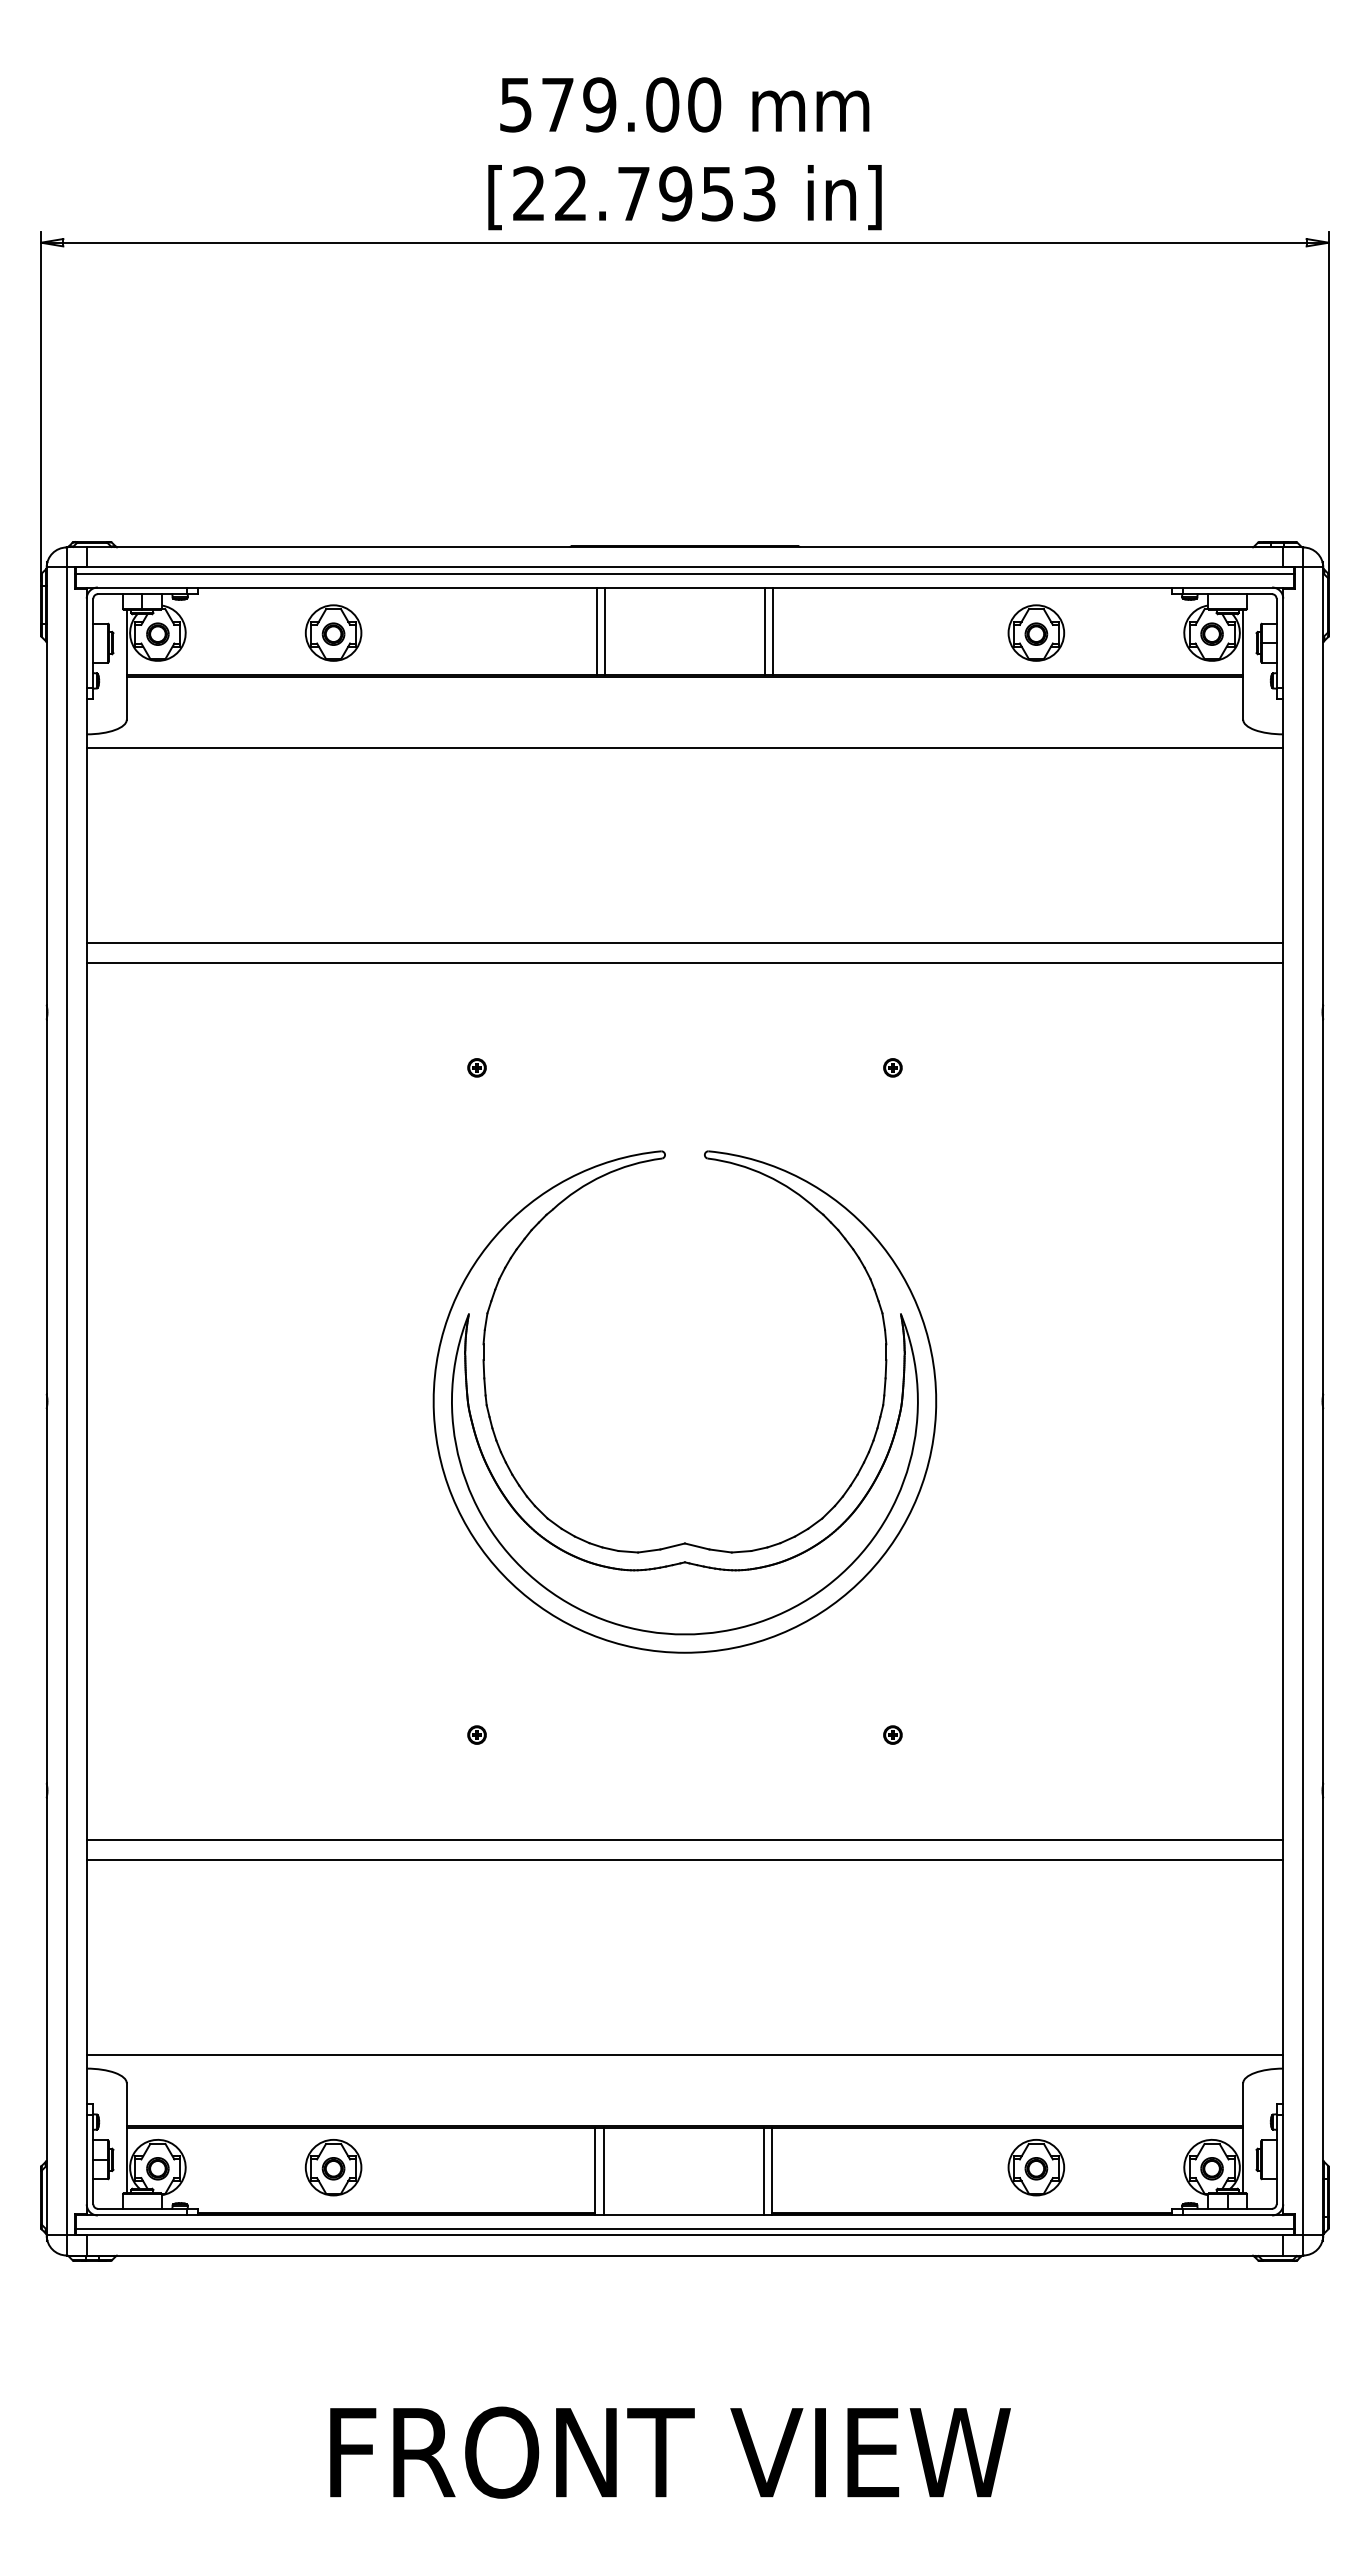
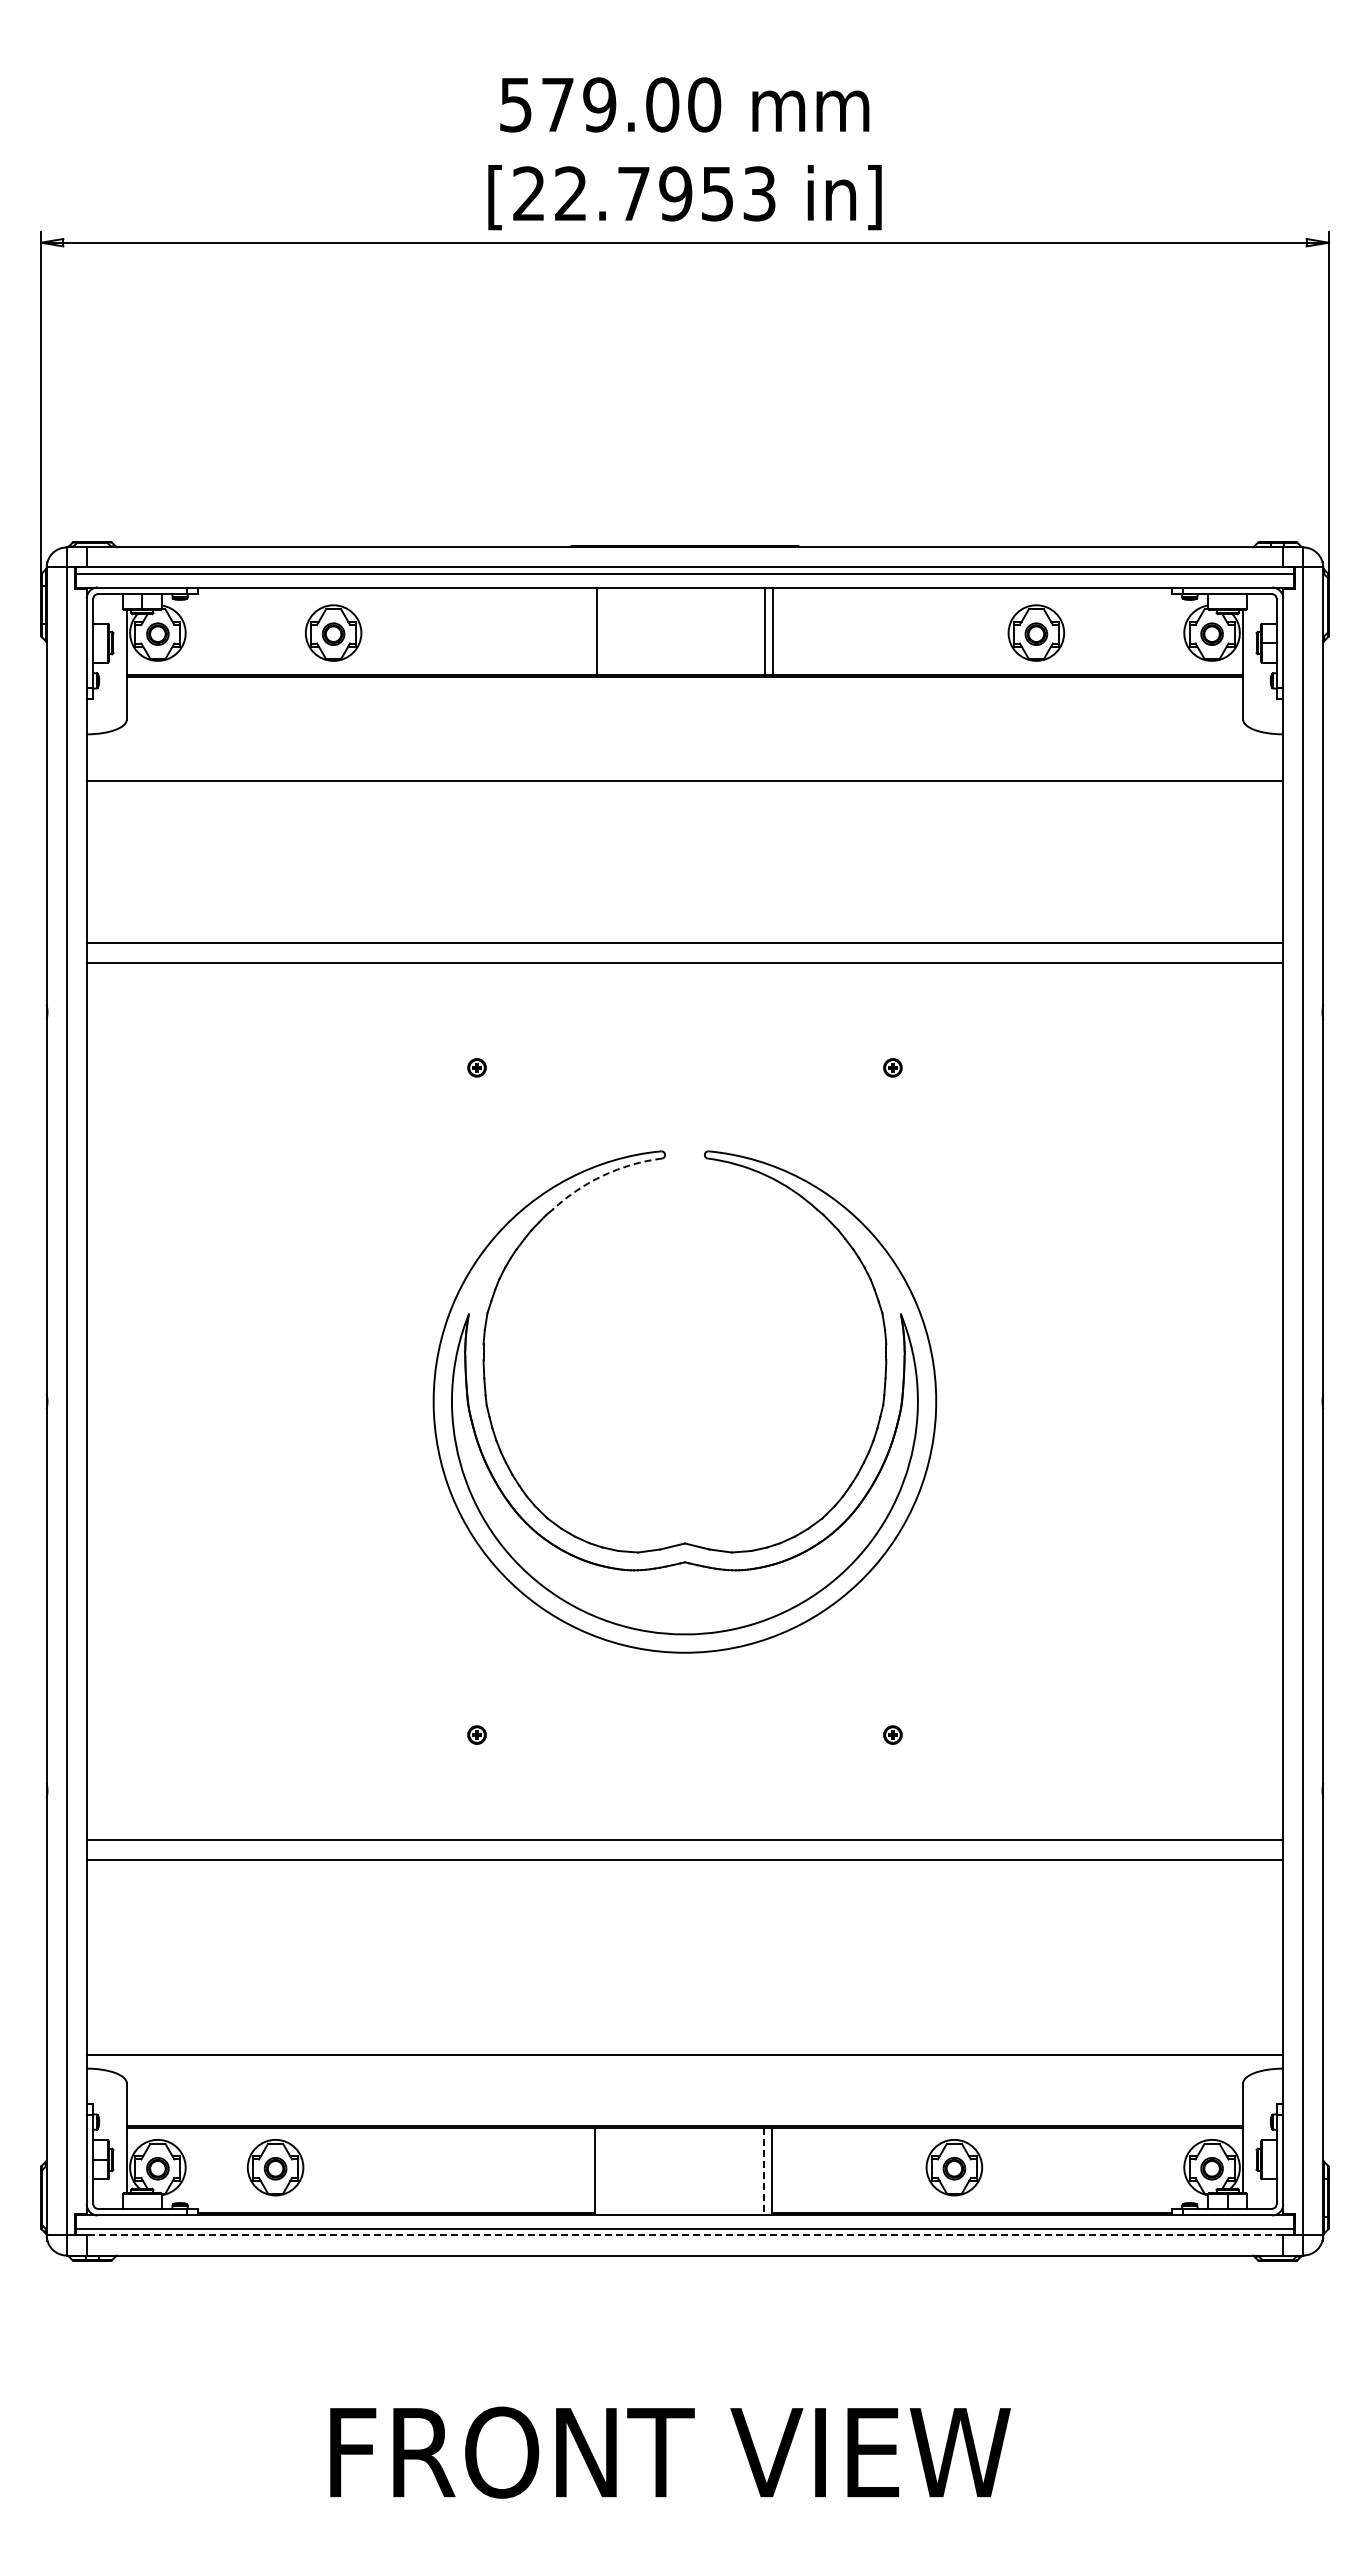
line: present -> none (604, 631)
line position: (684, 747) -> (684, 780) (684, 780)
arc: solid -> dashed (603, 1175)
part position: (333, 2167) -> (275, 2167) (275, 2167)
part position: (1036, 2167) -> (954, 2167) (954, 2167)
line: present -> none (603, 2171)
line: solid -> dashed (763, 2171)
line: solid -> dashed (684, 2235)
